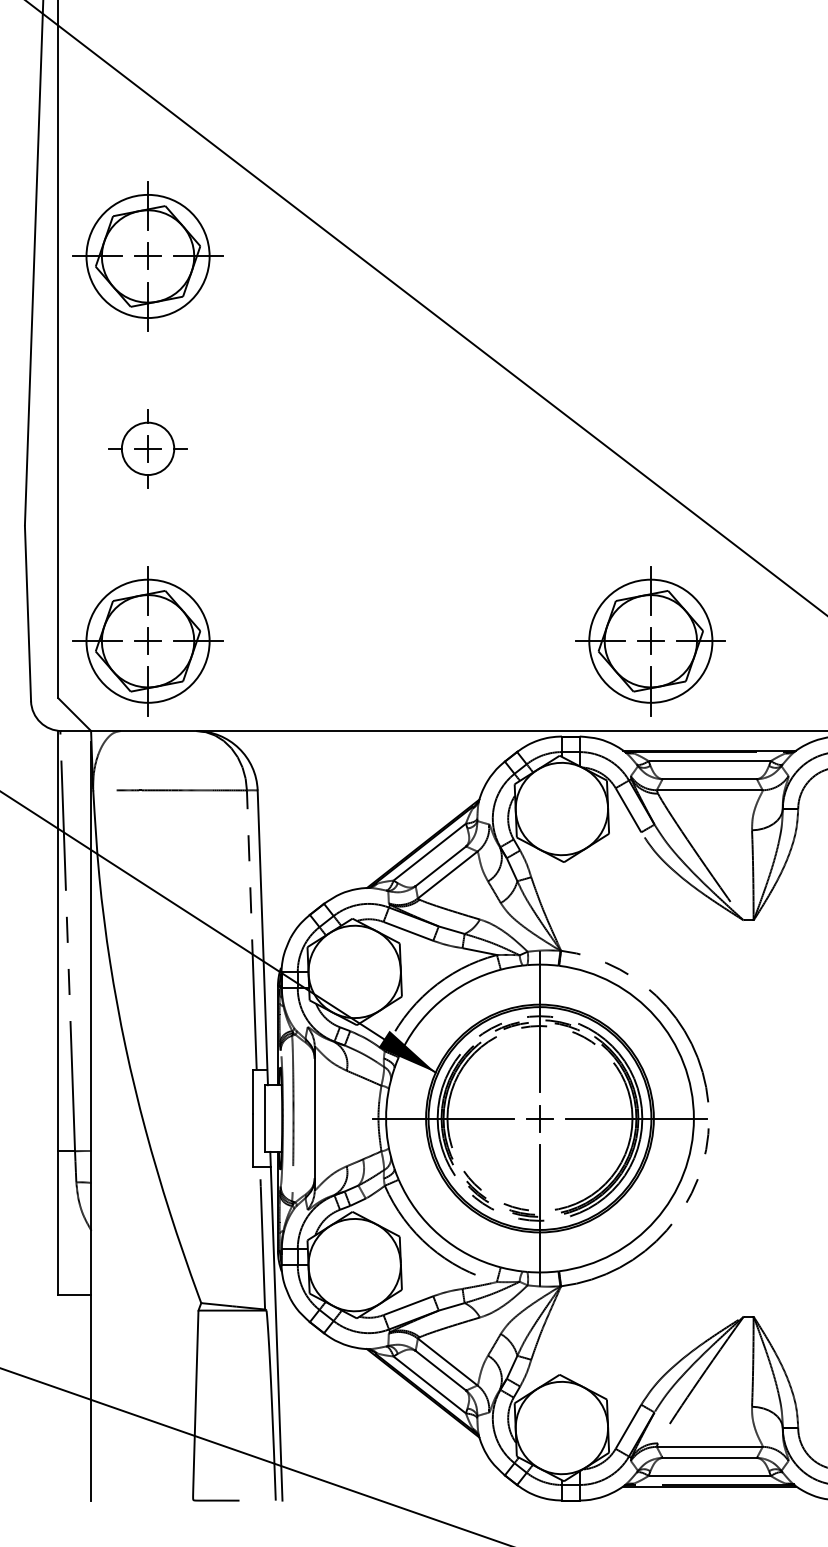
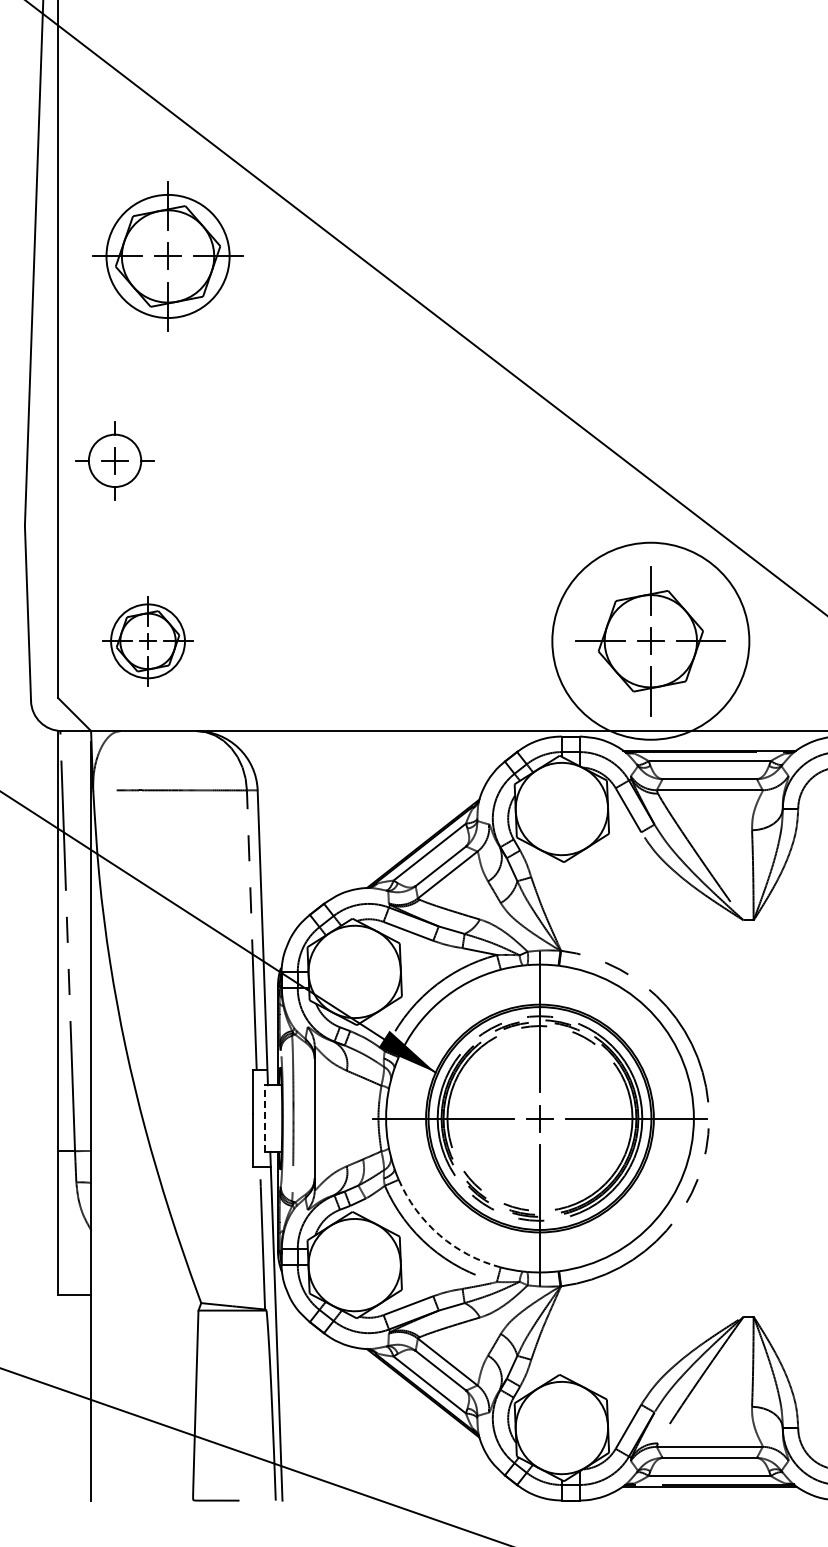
part position: (147, 256) -> (167, 256) (167, 256)
part position: (147, 448) -> (114, 460) (114, 460)
circle diameter: 123 px -> 197 px (650, 640)
part size: 152x151 px -> 92x91 px (147, 641)
line: solid -> dashed (265, 1118)
arc: solid -> dashed (439, 1235)
